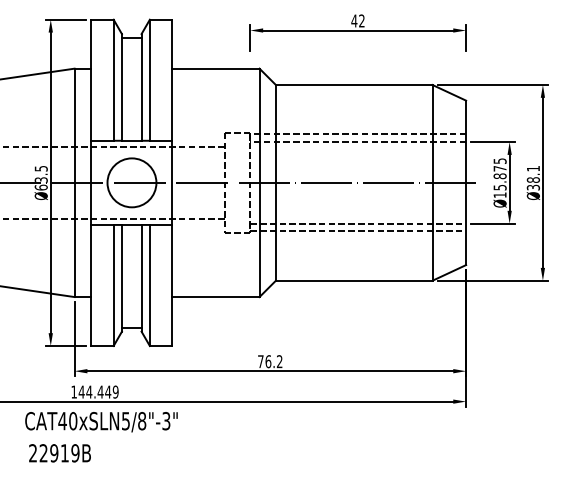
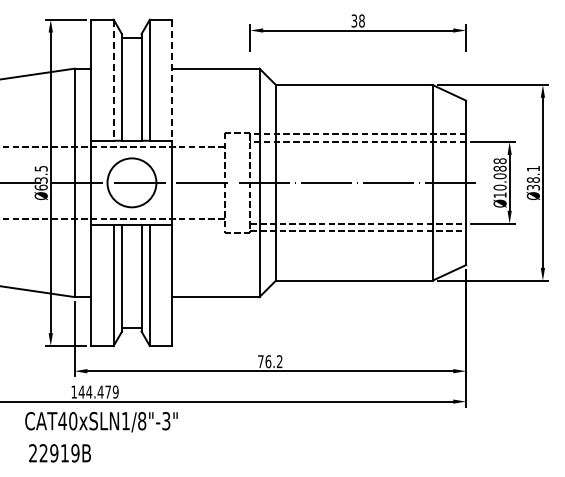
text: 42 -> 38 (357, 20)
line: solid -> dashed (113, 80)
line: solid -> dashed (172, 80)
text: Ø15.875 -> Ø10.088 (499, 174)
text: 144.449 -> 144.479 (108, 391)
text: CAT40xSLN5/8"-3" -> CAT40xSLN1/8"-3" (125, 421)
